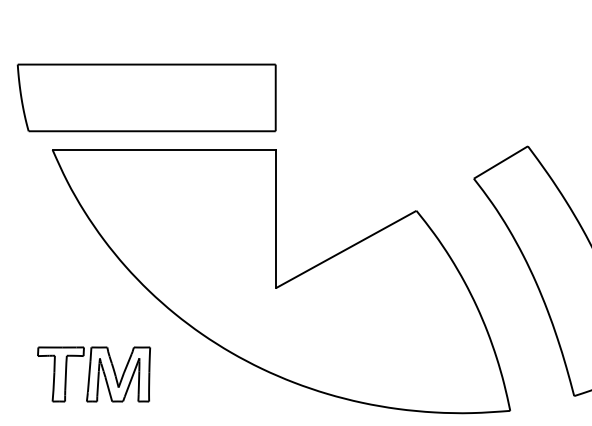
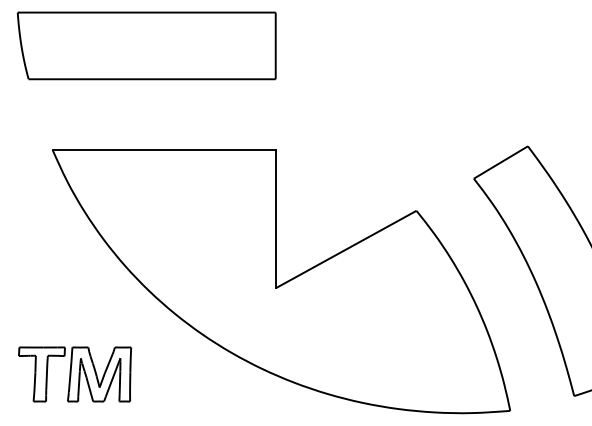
part position: (146, 97) -> (146, 45) (146, 45)
part position: (94, 374) -> (75, 374) (75, 374)
